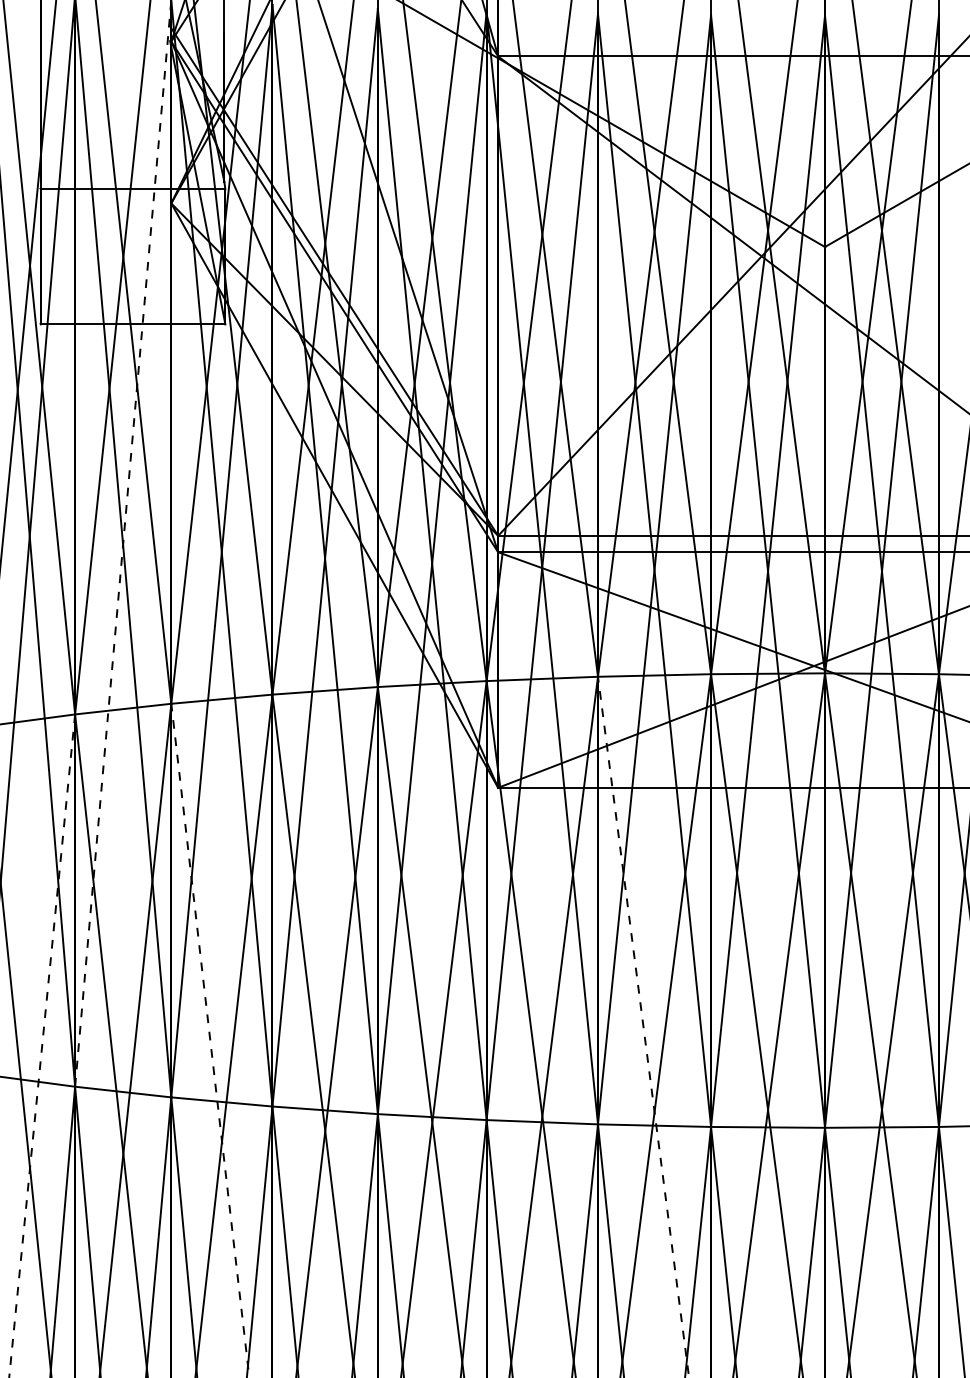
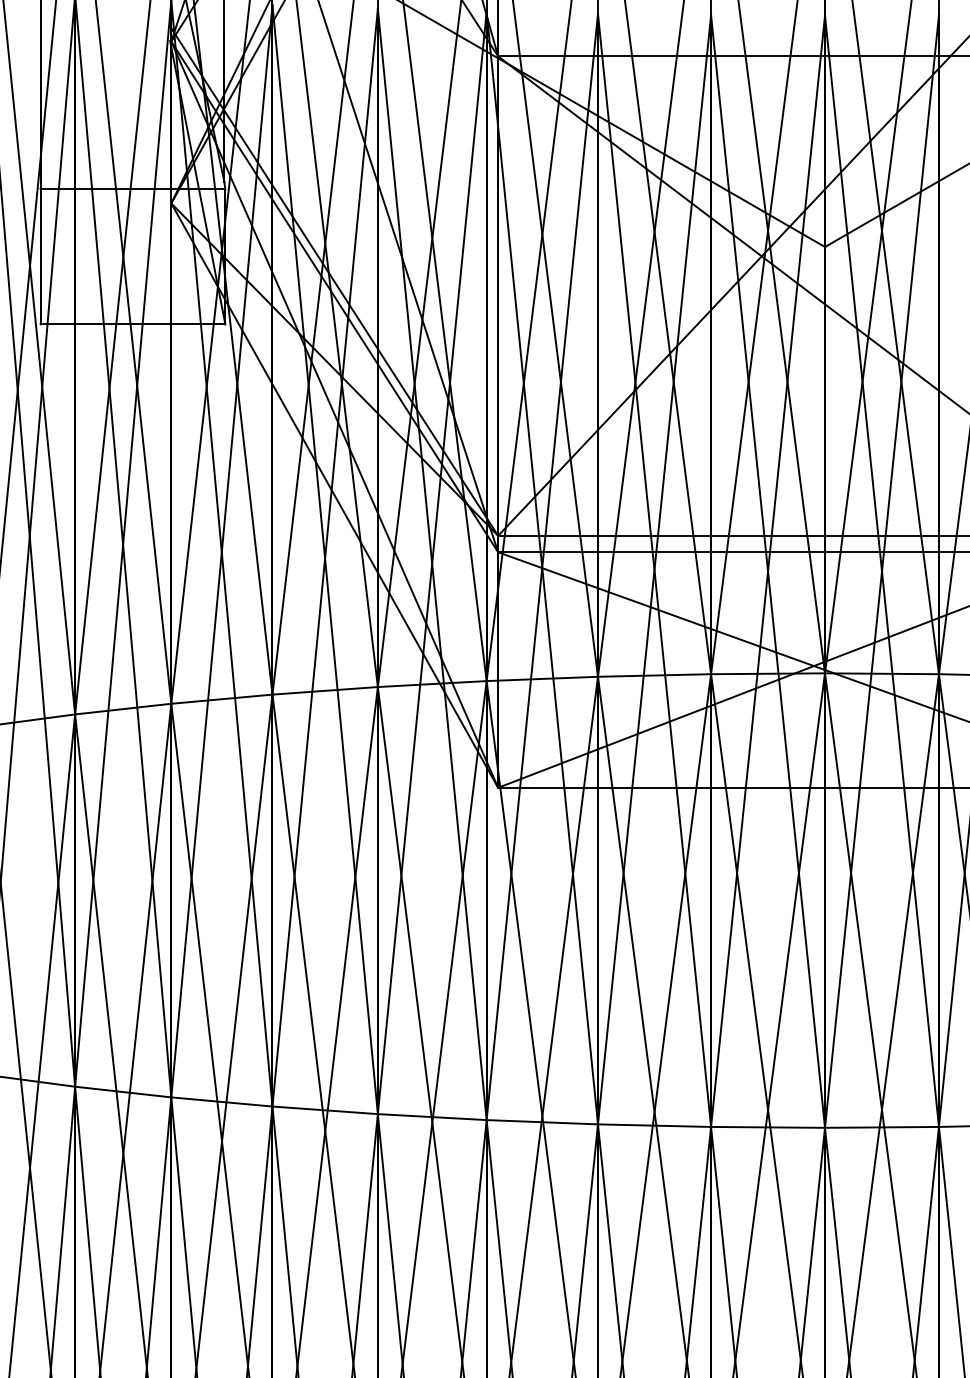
line: dashed -> solid (123, 543)
line: dashed -> solid (643, 1026)
line: dashed -> solid (210, 1040)
line: dashed -> solid (42, 1045)
